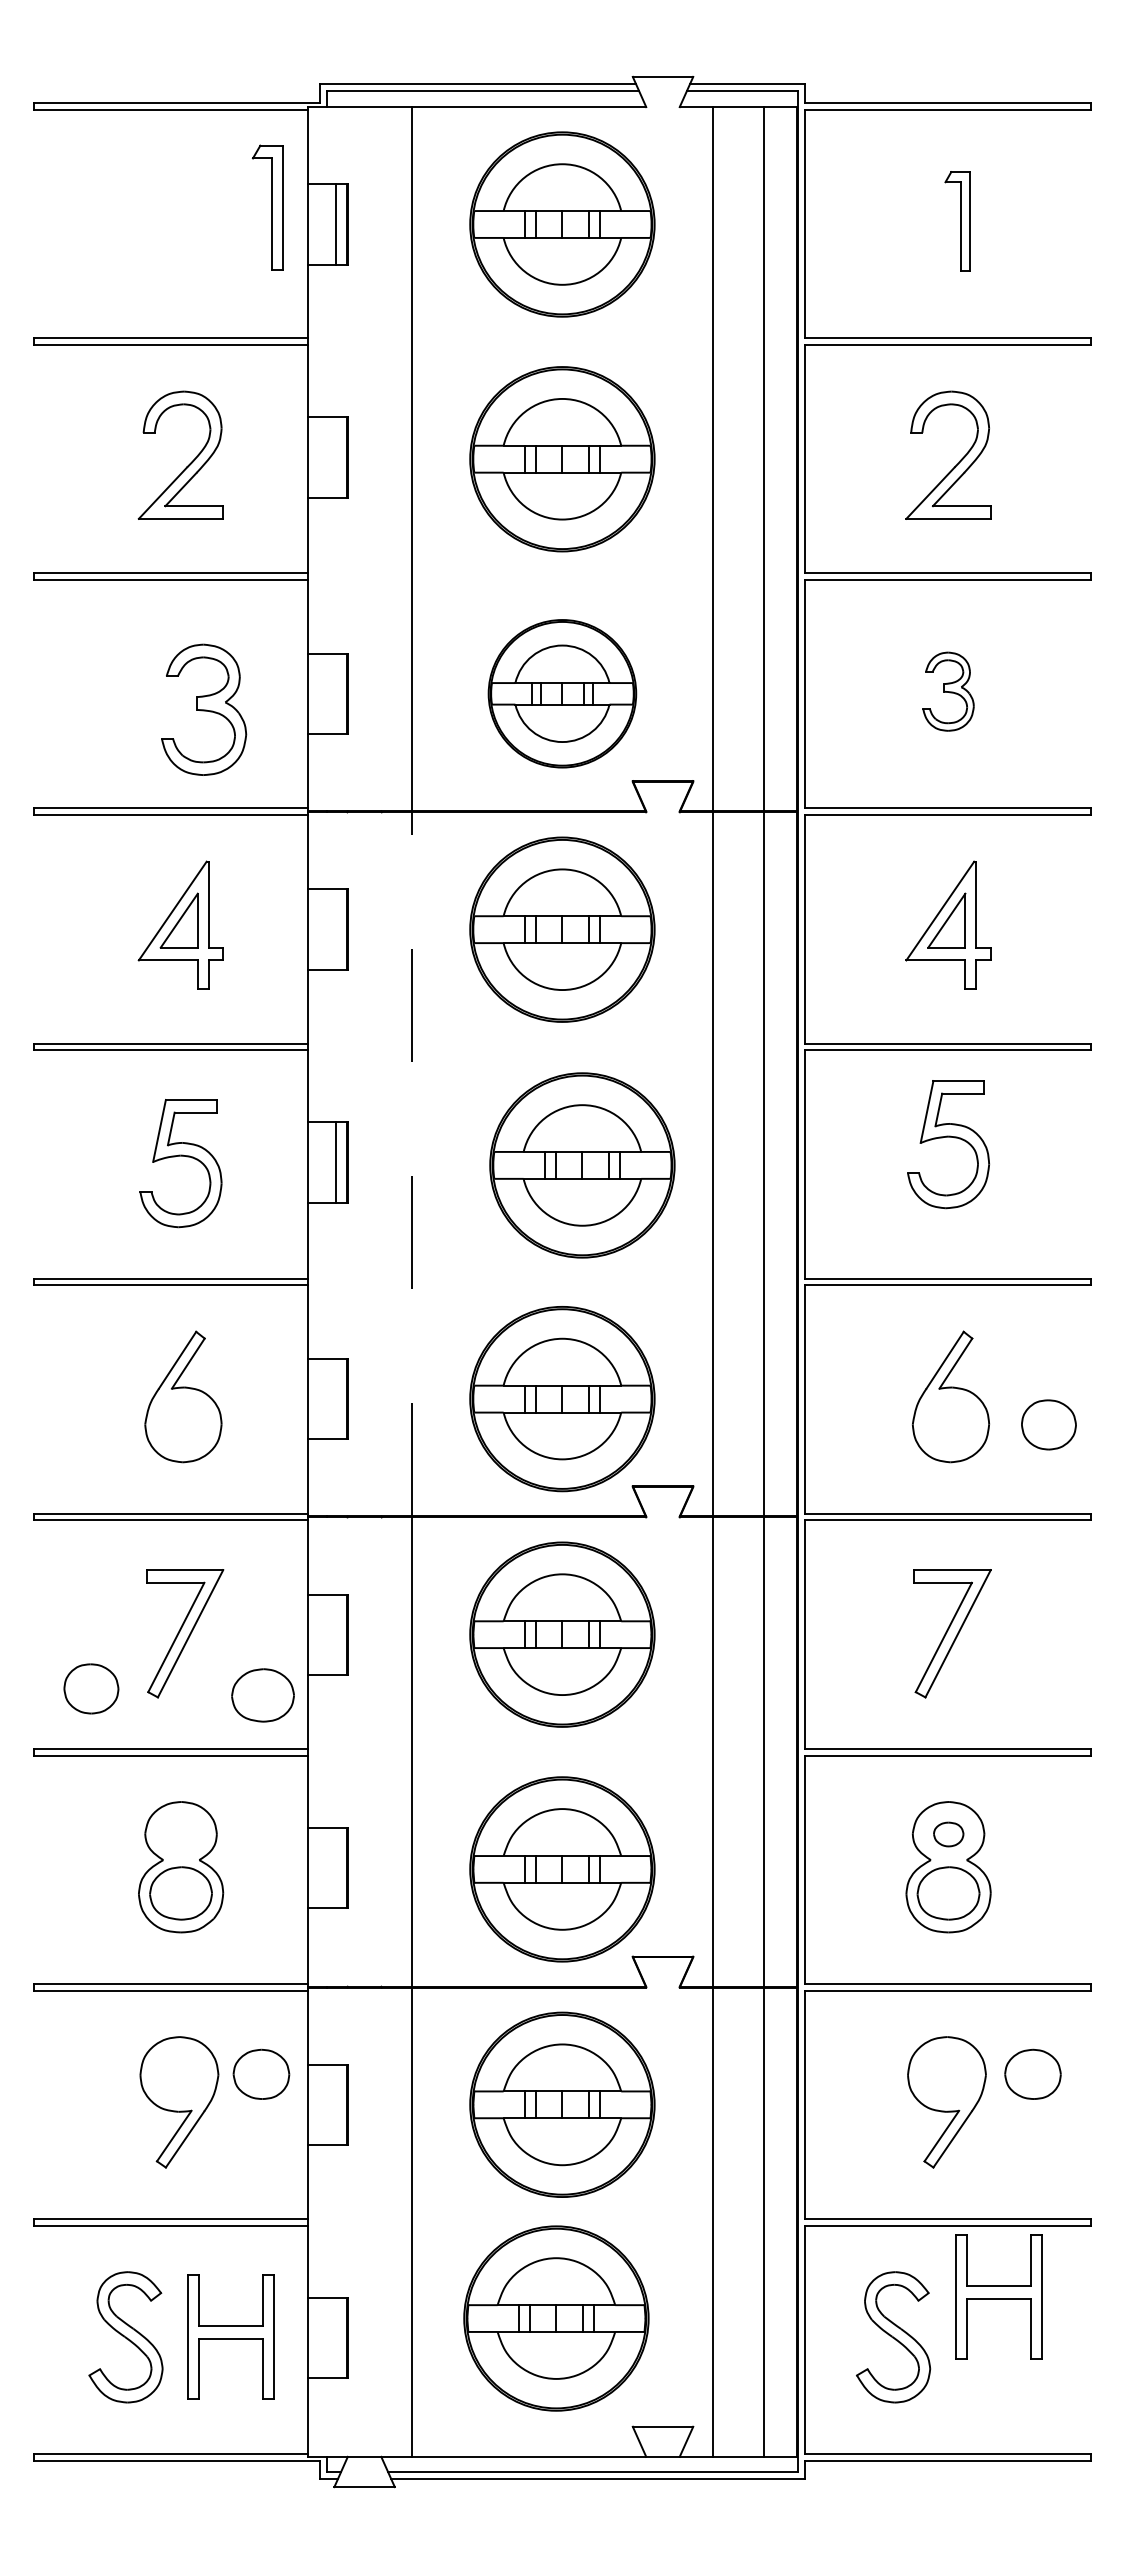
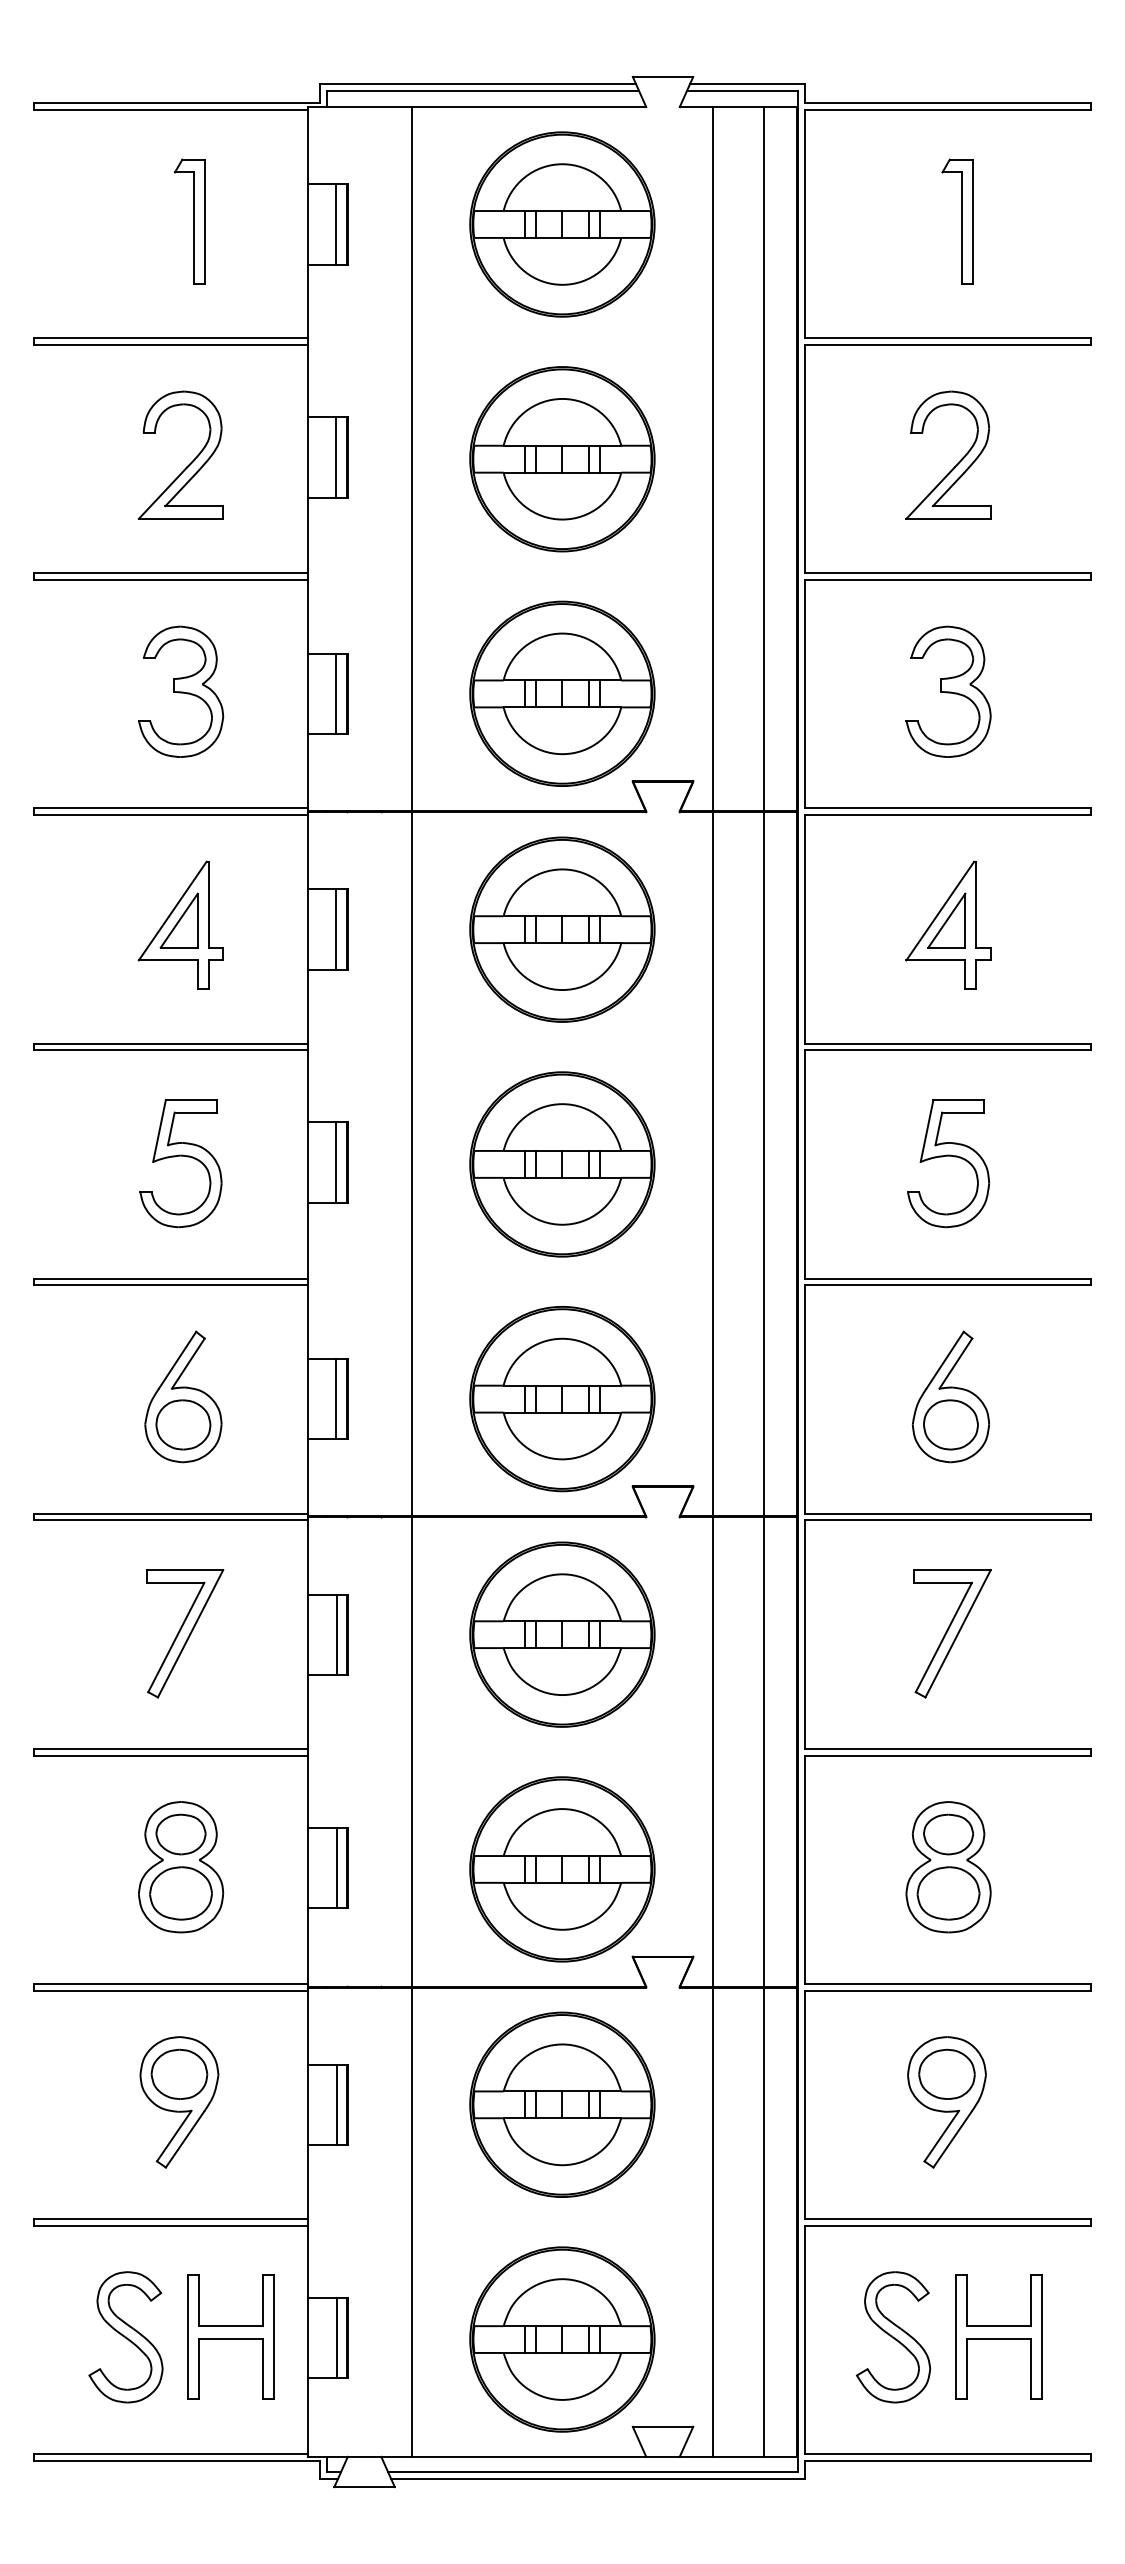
part position: (267, 207) -> (189, 221) (189, 221)
part size: 27x101 px -> 33x127 px (957, 221)
line: none -> present (335, 457)
part size: 53x81 px -> 87x133 px (948, 691)
line: none -> present (335, 693)
part size: 151x150 px -> 187x187 px (562, 693)
part position: (204, 709) -> (181, 691) (181, 691)
line: none -> present (335, 929)
part position: (948, 1137) -> (948, 1156) (948, 1156)
line: dashed -> solid (411, 1163)
part position: (582, 1165) -> (562, 1164) (562, 1164)
line: none -> present (335, 1398)
part position: (1048, 1424) -> (950, 1424) (950, 1424)
line: none -> present (337, 1634)
part position: (91, 1688) -> (183, 1424) (183, 1424)
part: present -> none (262, 1695)
part: none -> present (180, 1834)
part size: 32x27 px -> 52x43 px (948, 1834)
line: none -> present (337, 1867)
part position: (261, 2073) -> (179, 2073) (179, 2073)
part position: (1032, 2073) -> (946, 2073) (946, 2073)
line: none -> present (337, 2104)
part position: (998, 2296) -> (998, 2336) (998, 2336)
part position: (556, 2318) -> (562, 2339) (562, 2339)
line: none -> present (337, 2337)
